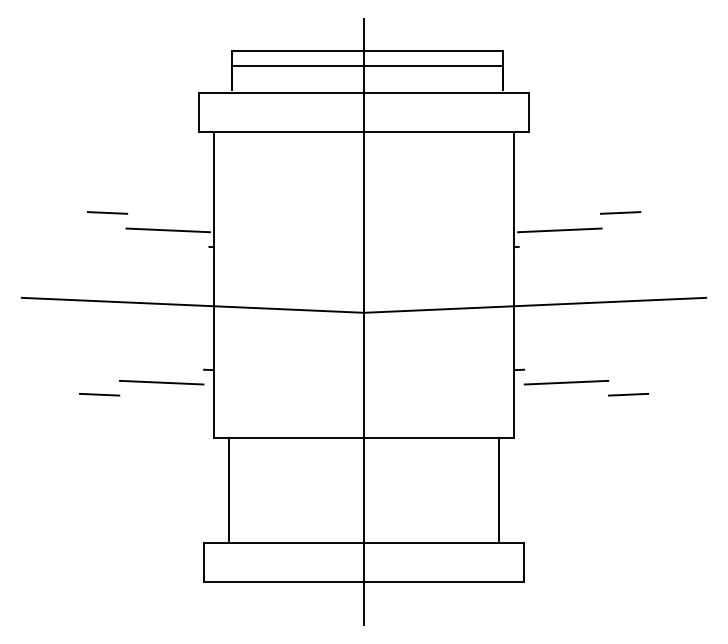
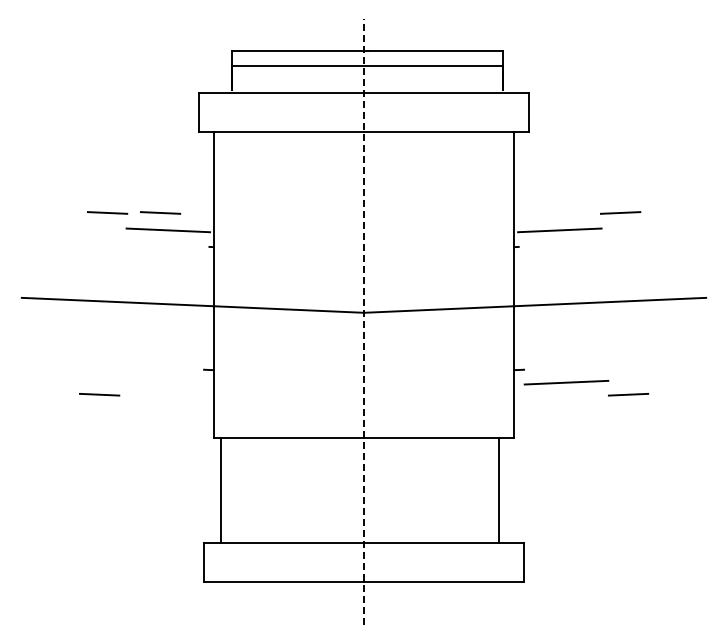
line: none -> present (160, 212)
line: solid -> dashed (364, 321)
line: present -> none (161, 382)
line position: (228, 490) -> (220, 490) (220, 490)
